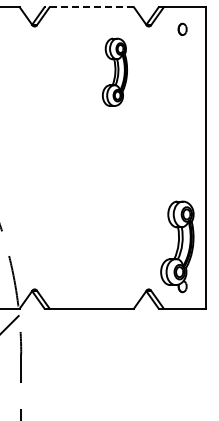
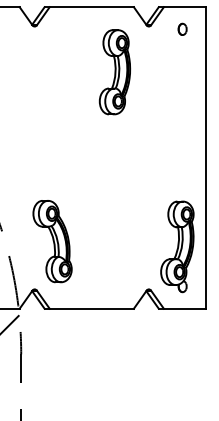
line: dashed -> solid (89, 7)
part size: 26x70 px -> 34x87 px (114, 72)
part: none -> present (52, 241)
